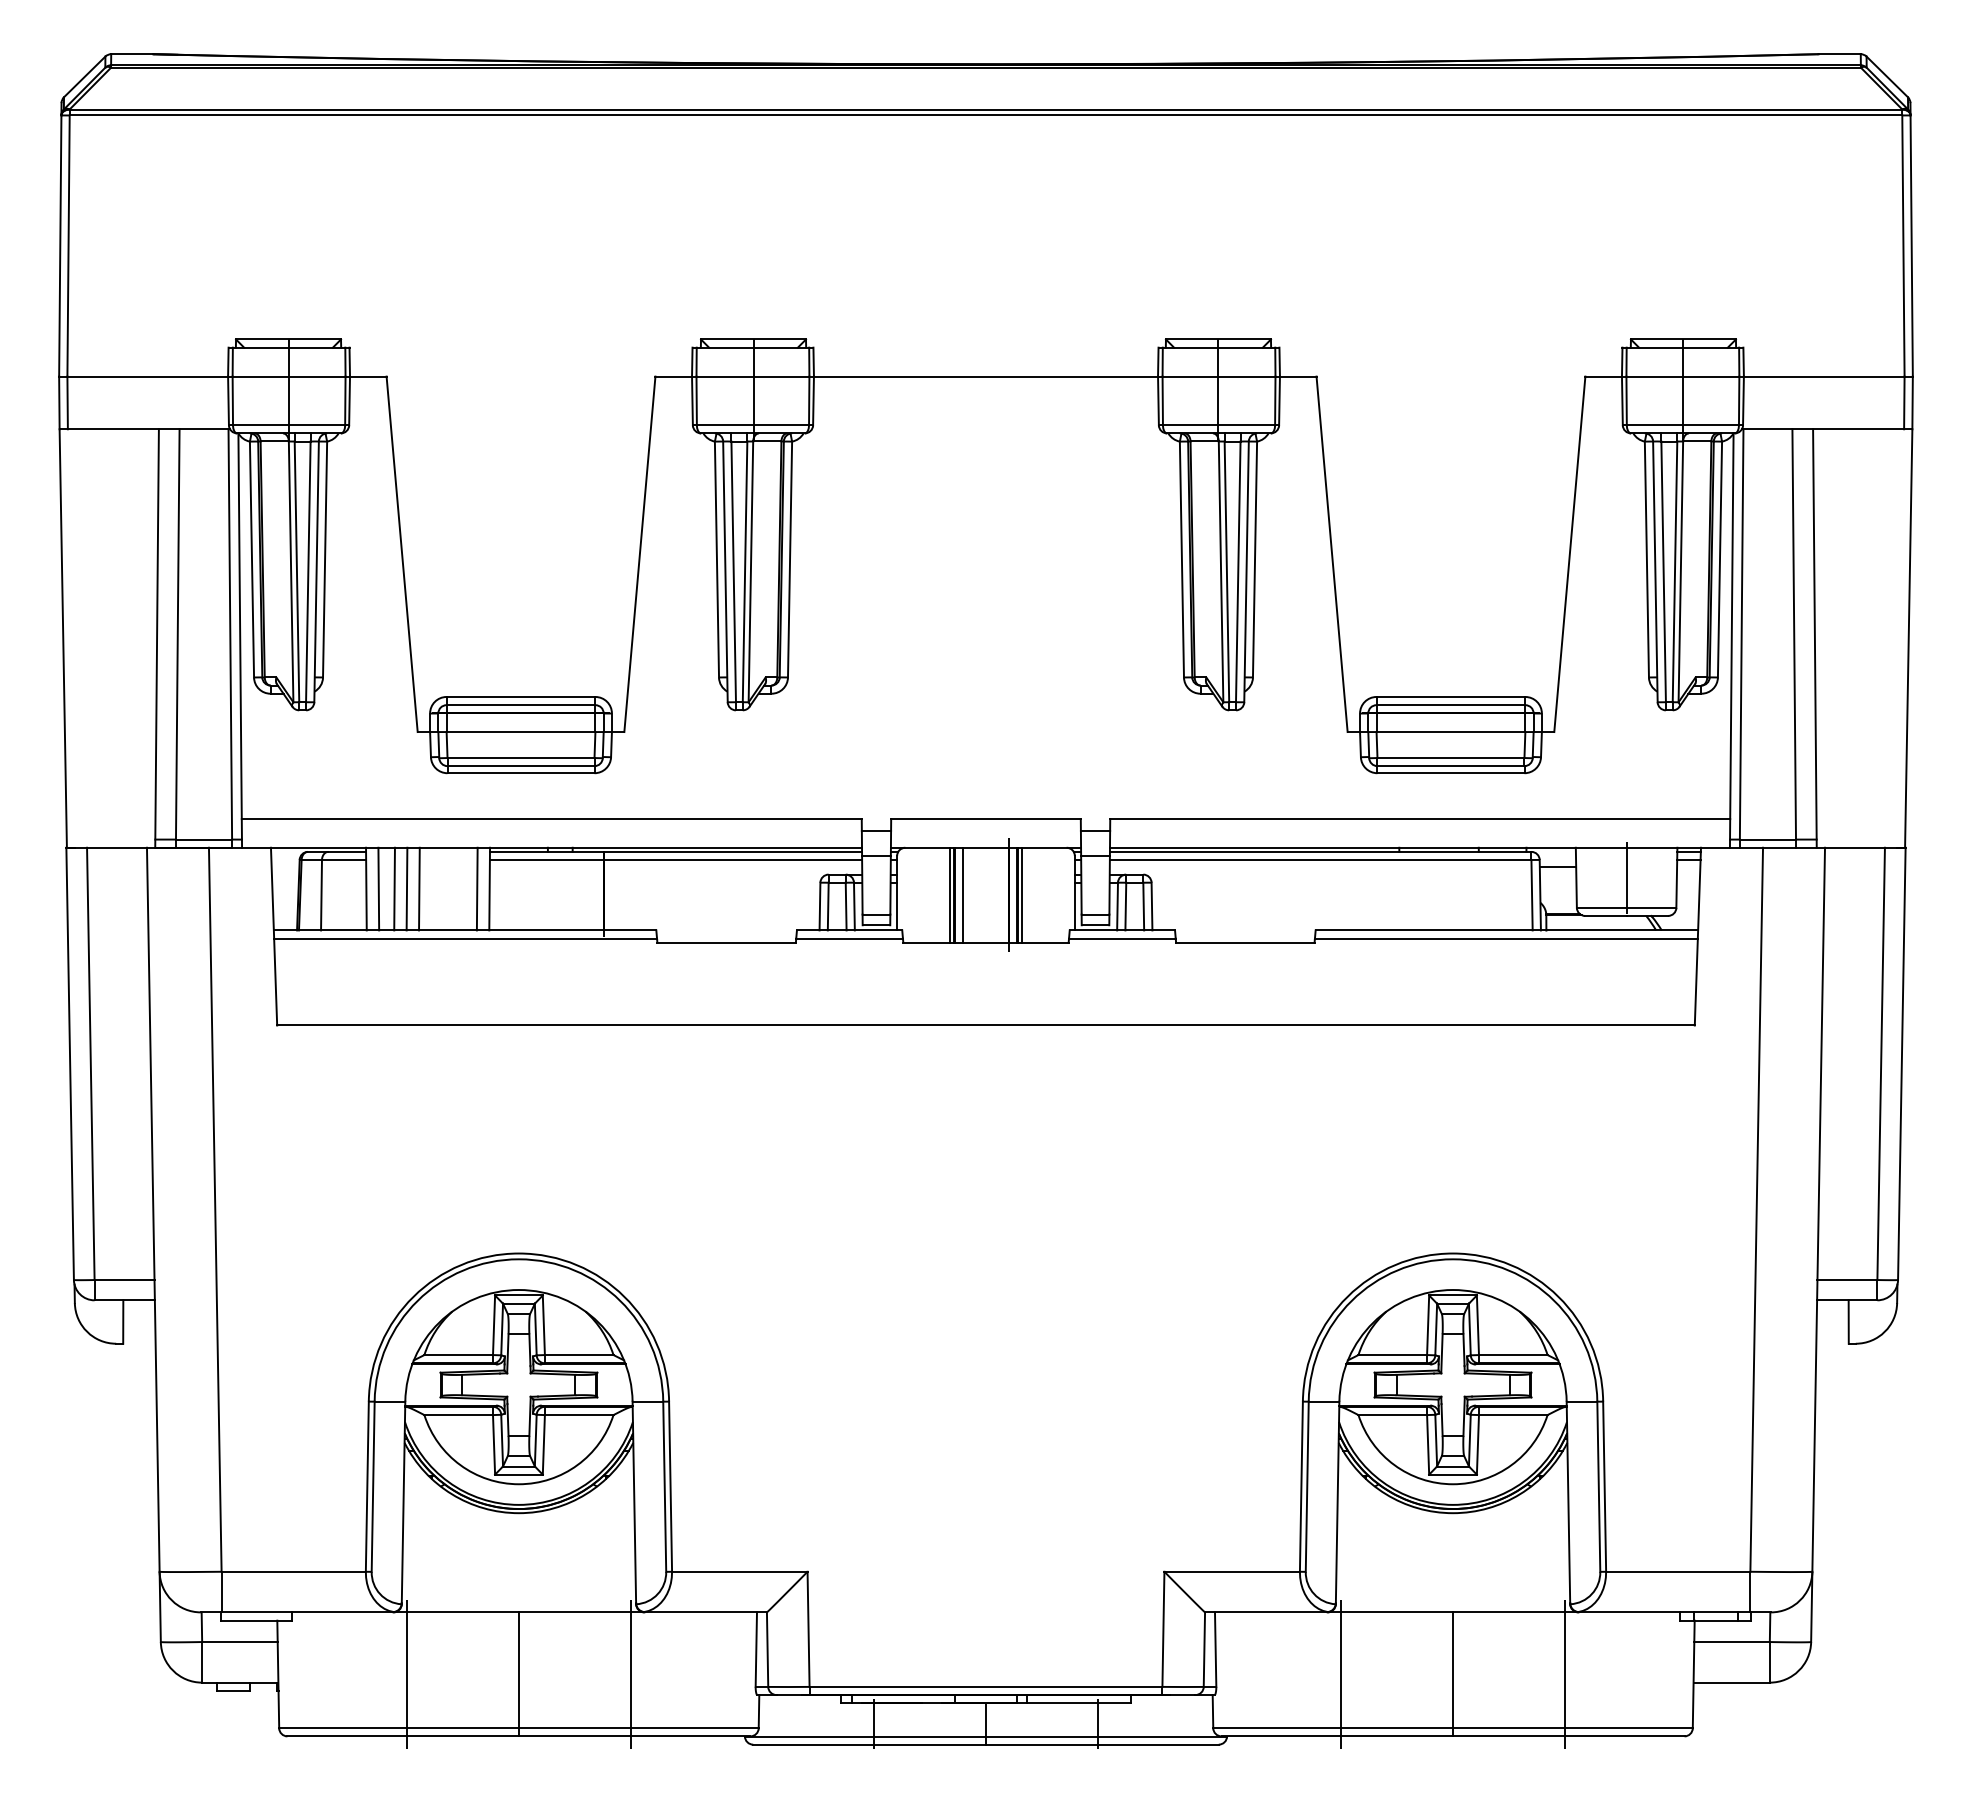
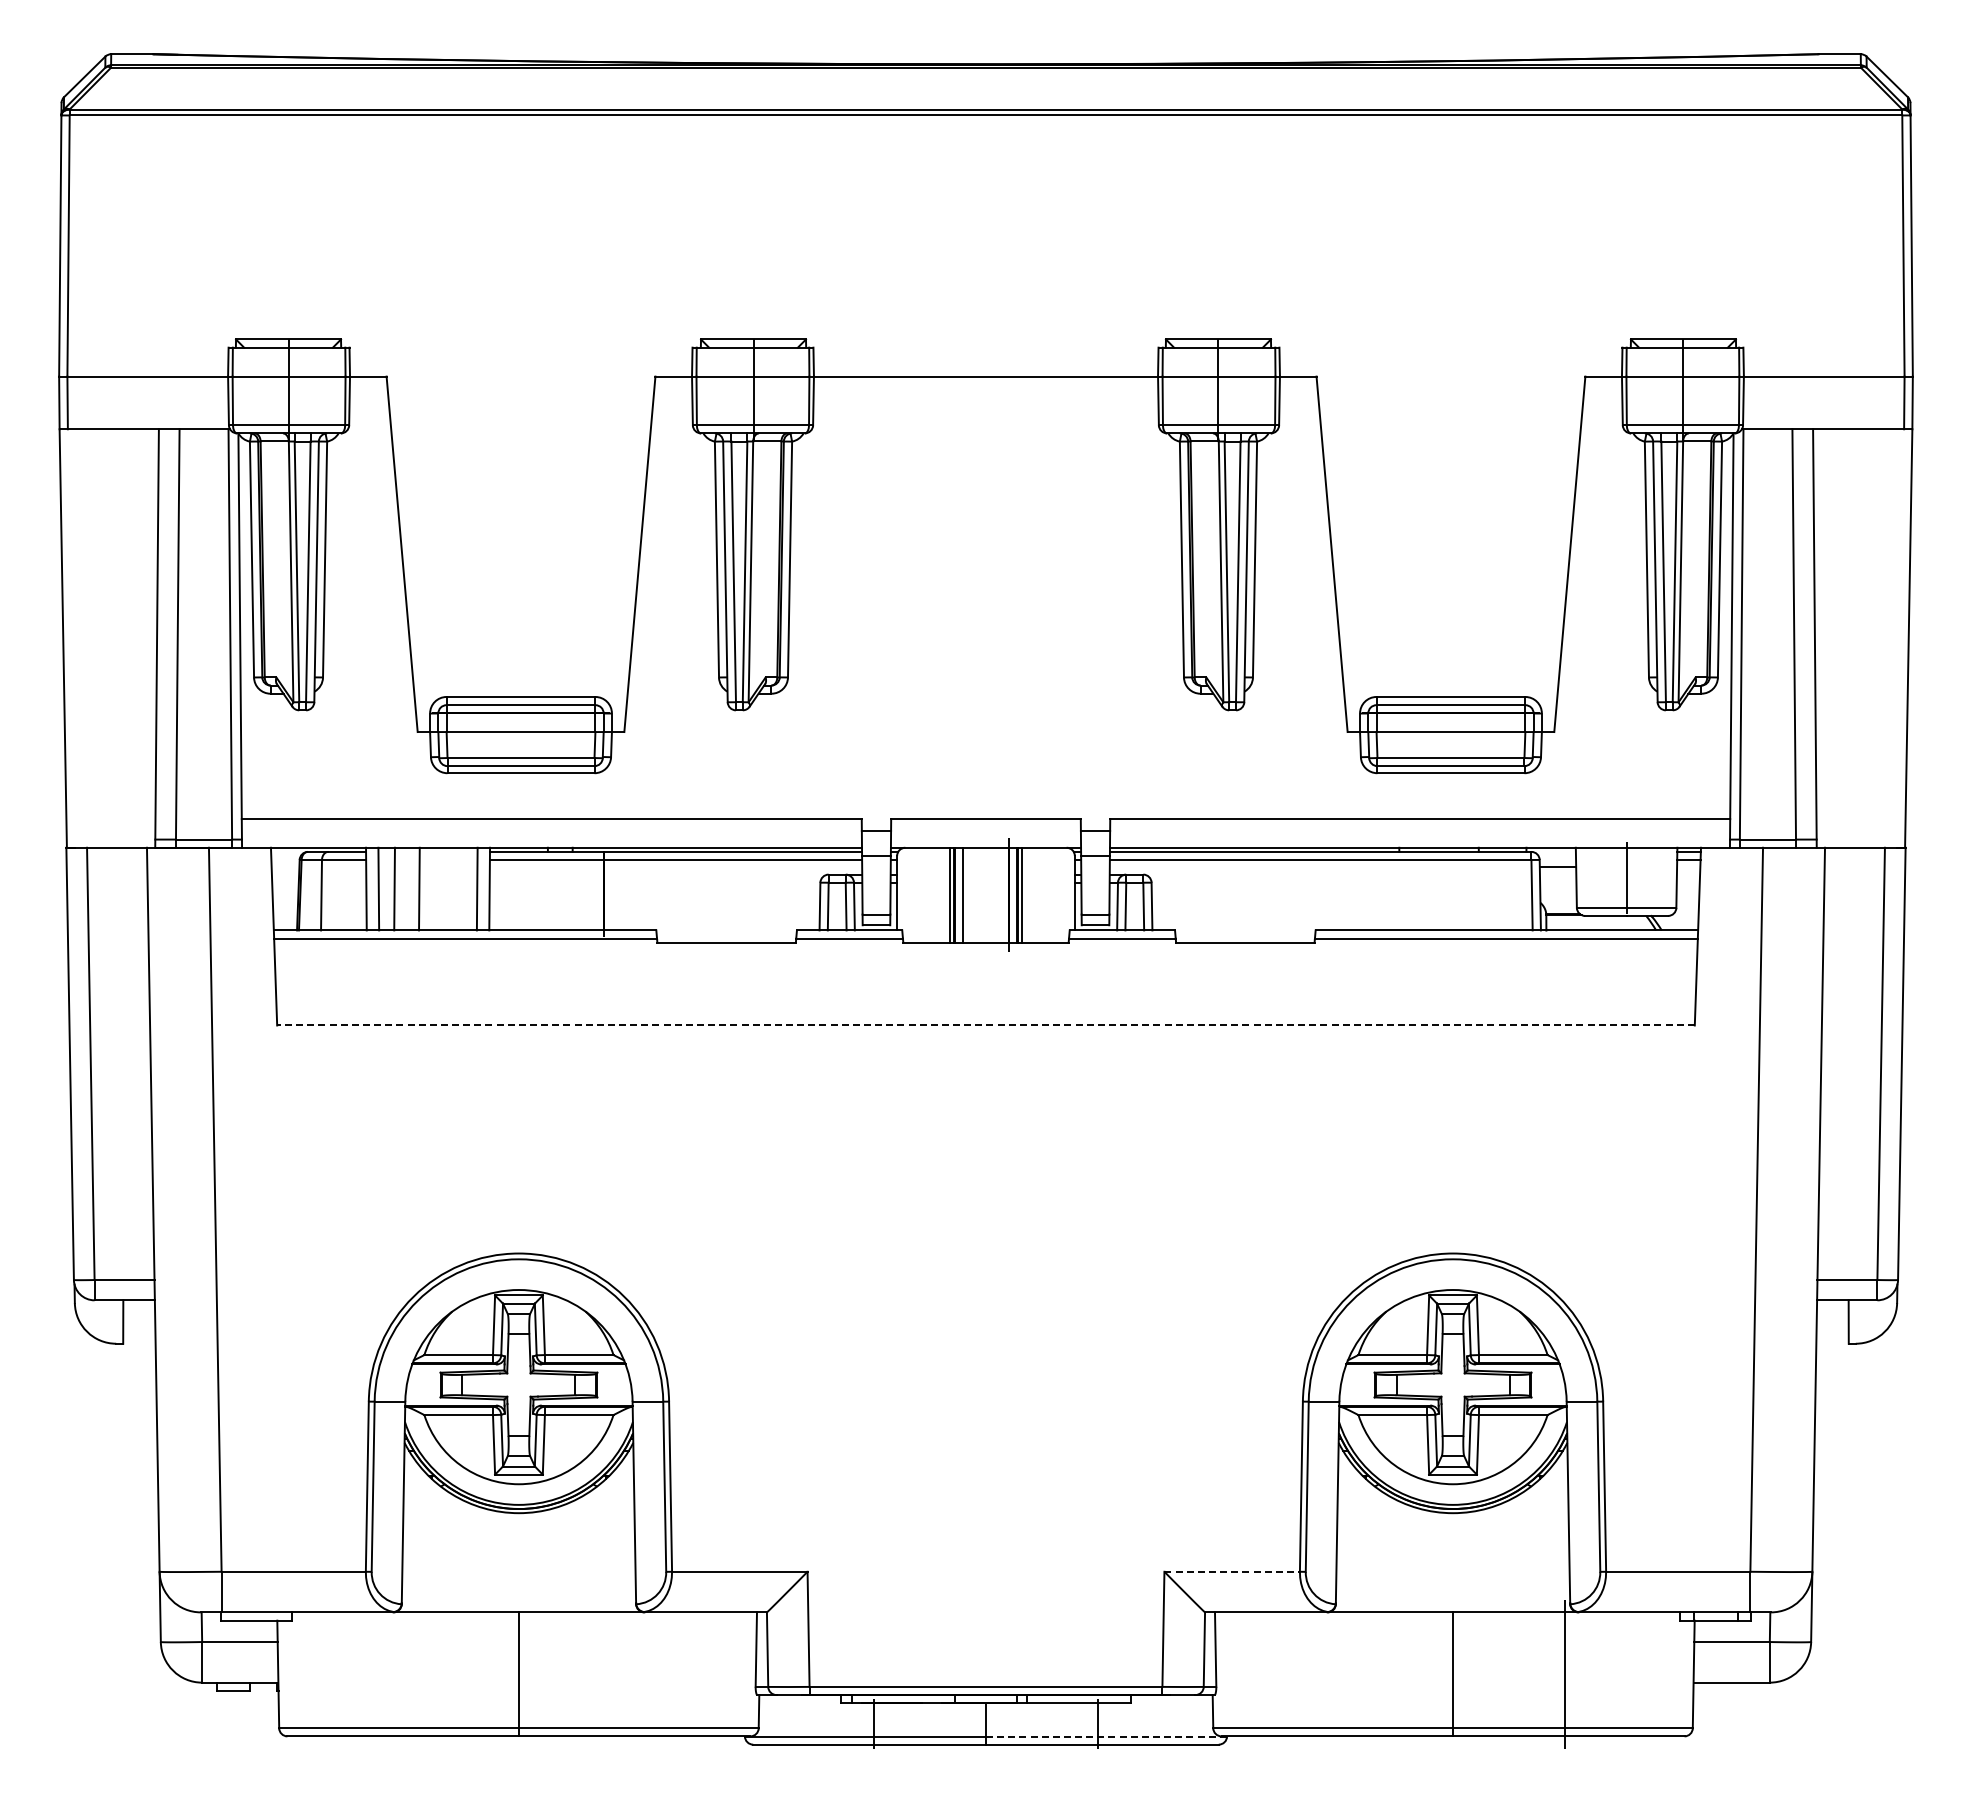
line: present -> none (406, 888)
line: solid -> dashed (986, 1025)
line: solid -> dashed (1232, 1571)
line: present -> none (407, 1673)
line: present -> none (630, 1673)
line: present -> none (1341, 1673)
line: solid -> dashed (1106, 1736)
